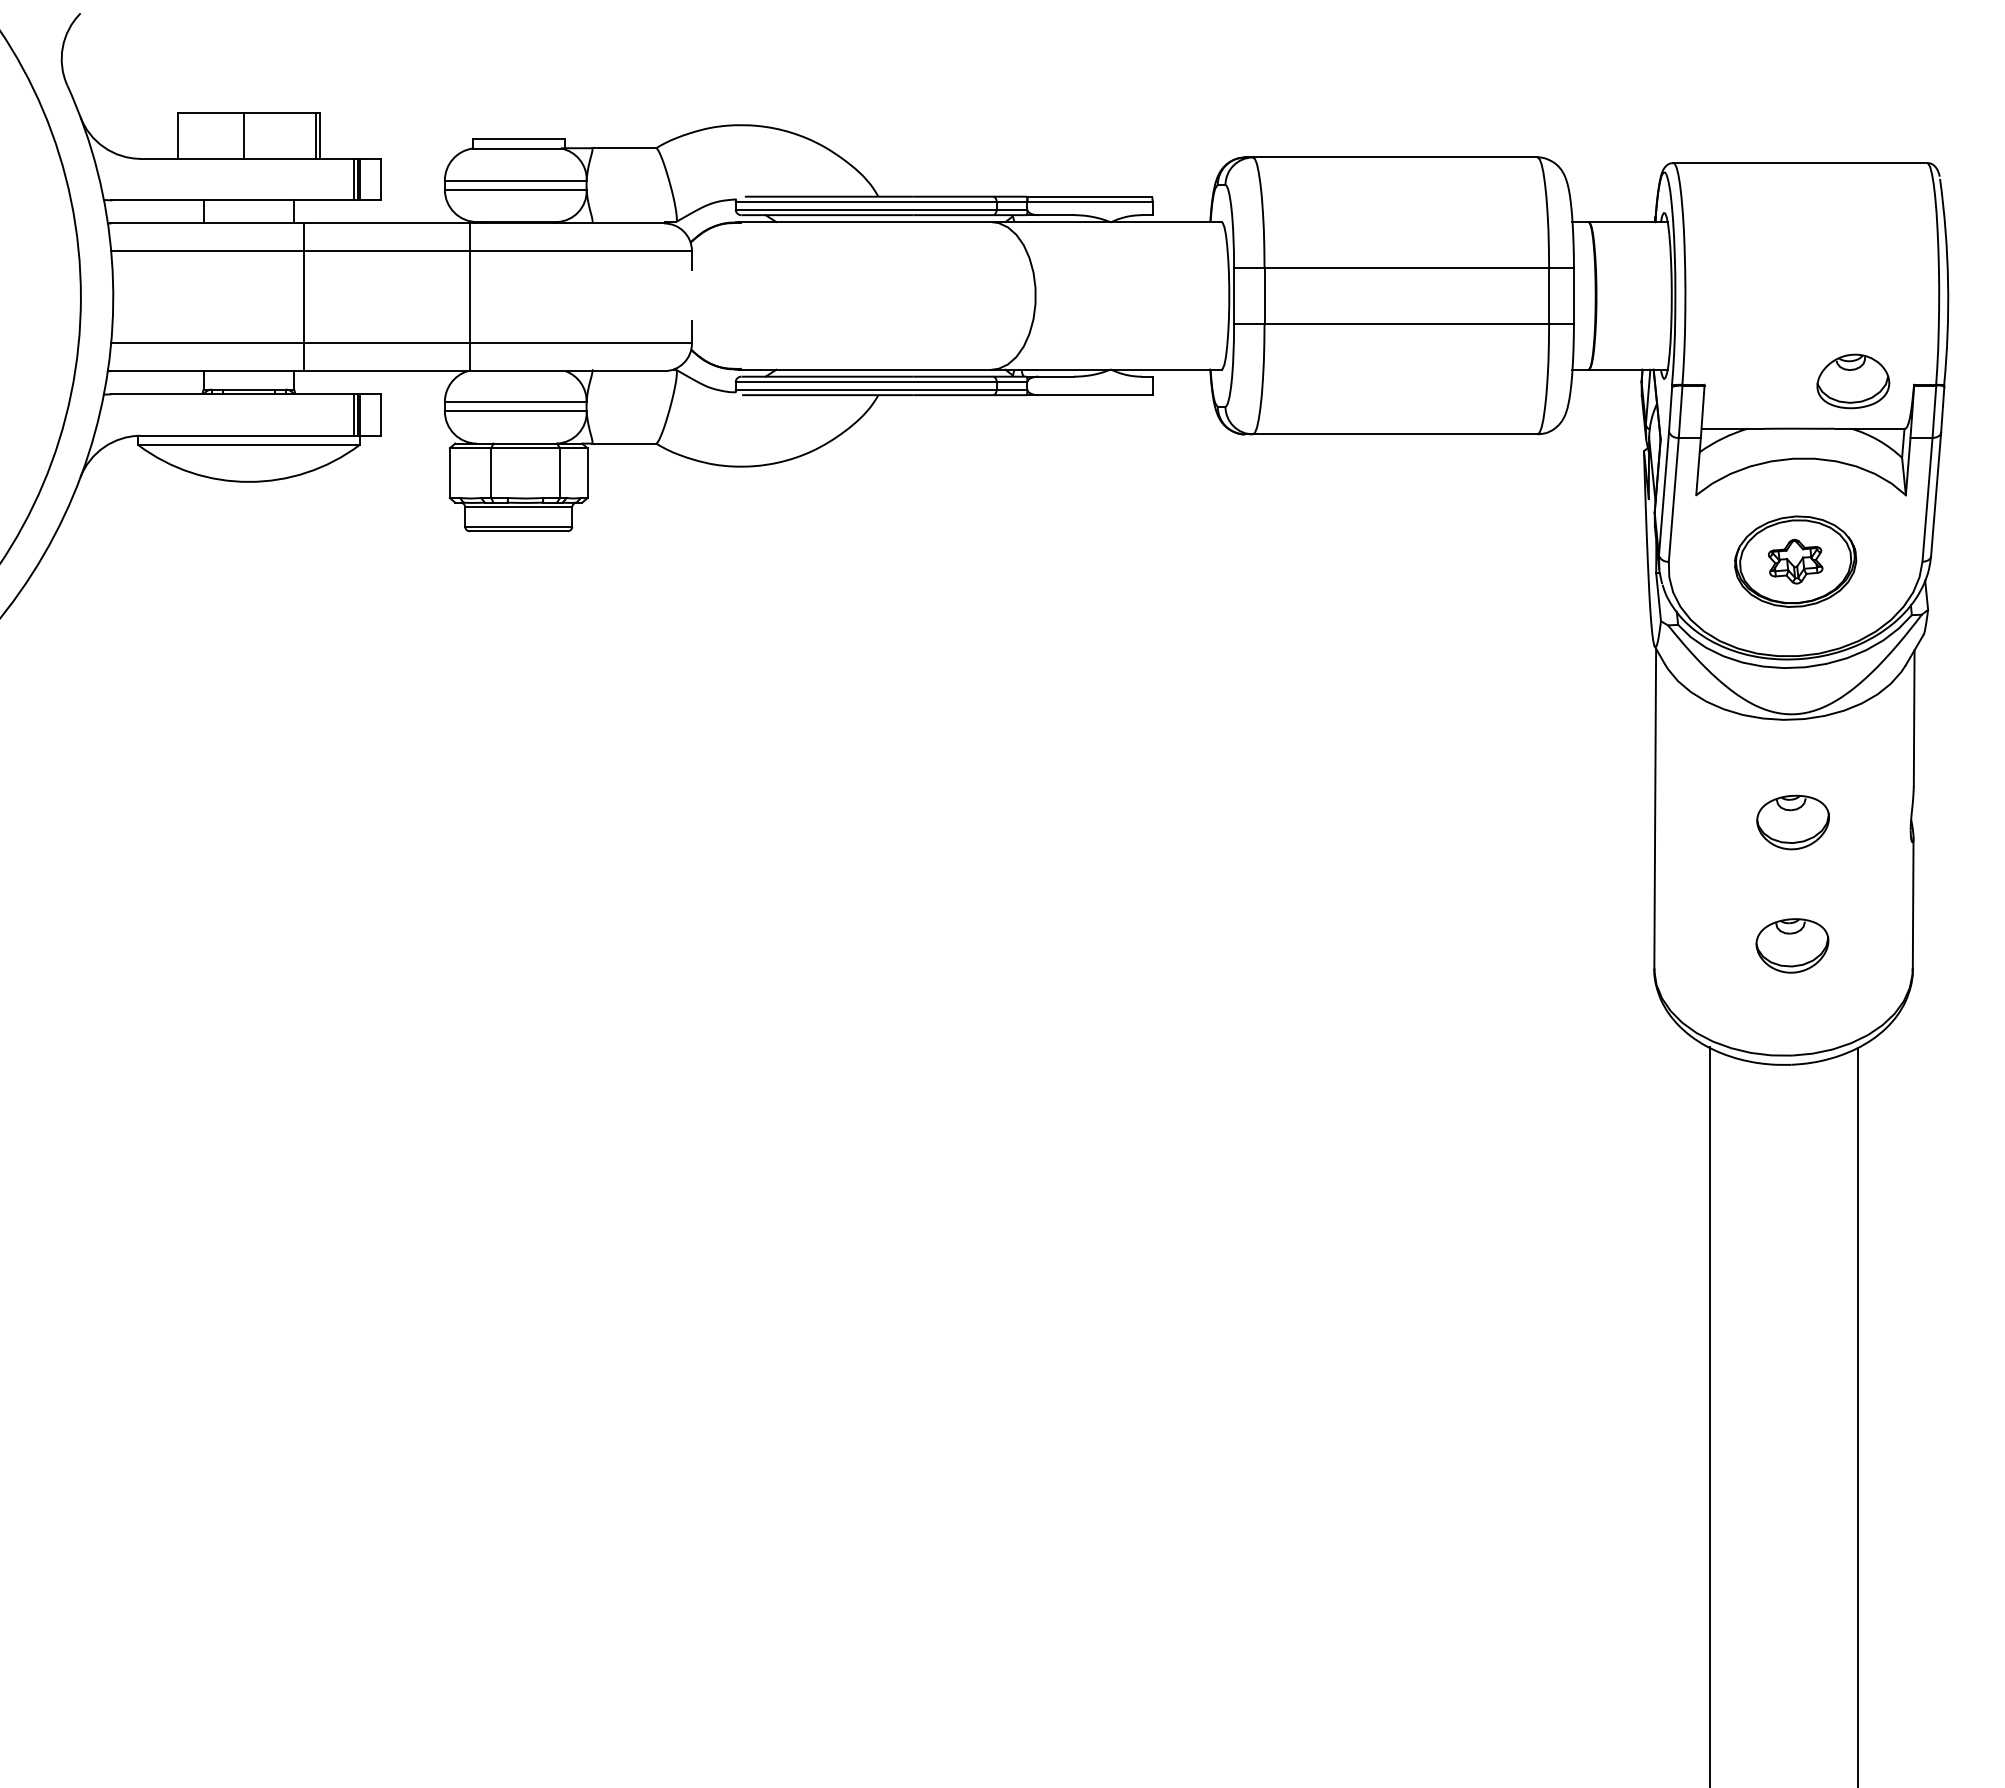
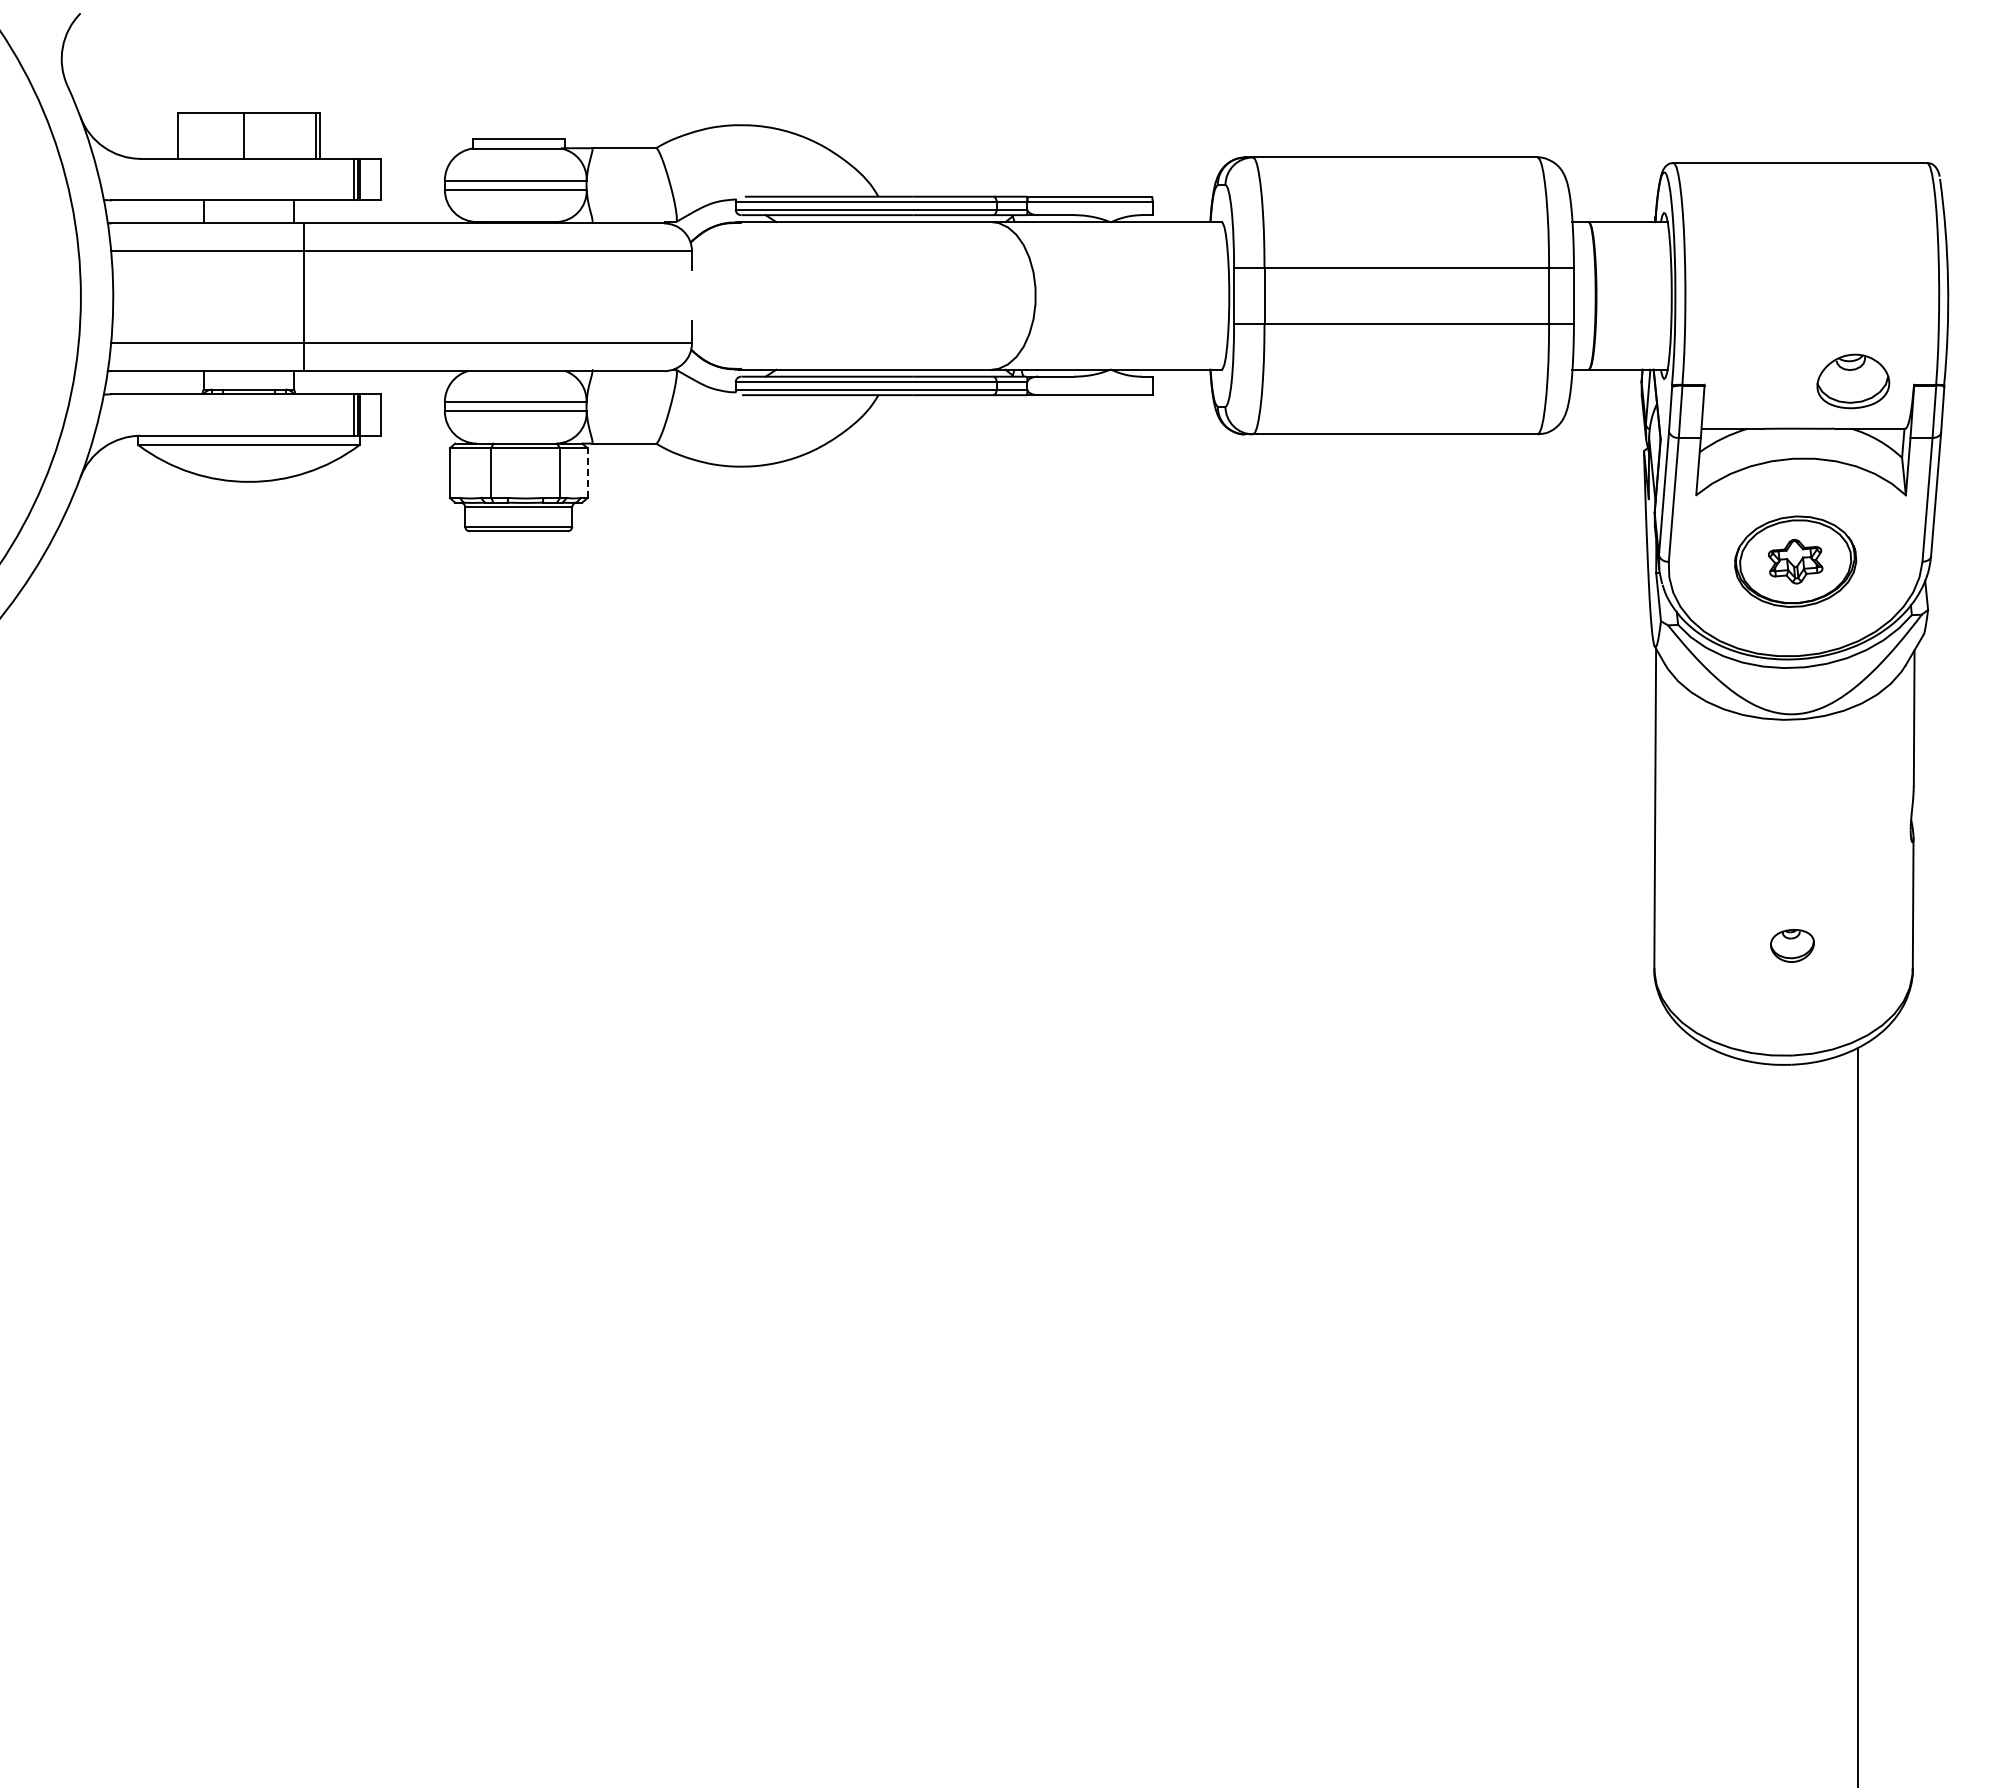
line: present -> none (470, 297)
line: solid -> dashed (587, 473)
part: present -> none (1792, 822)
part size: 75x56 px -> 45x34 px (1792, 945)
line: present -> none (1709, 1415)
